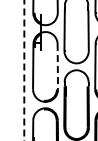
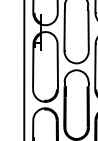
line: dashed -> solid (57, 66)
line: dashed -> solid (24, 70)
